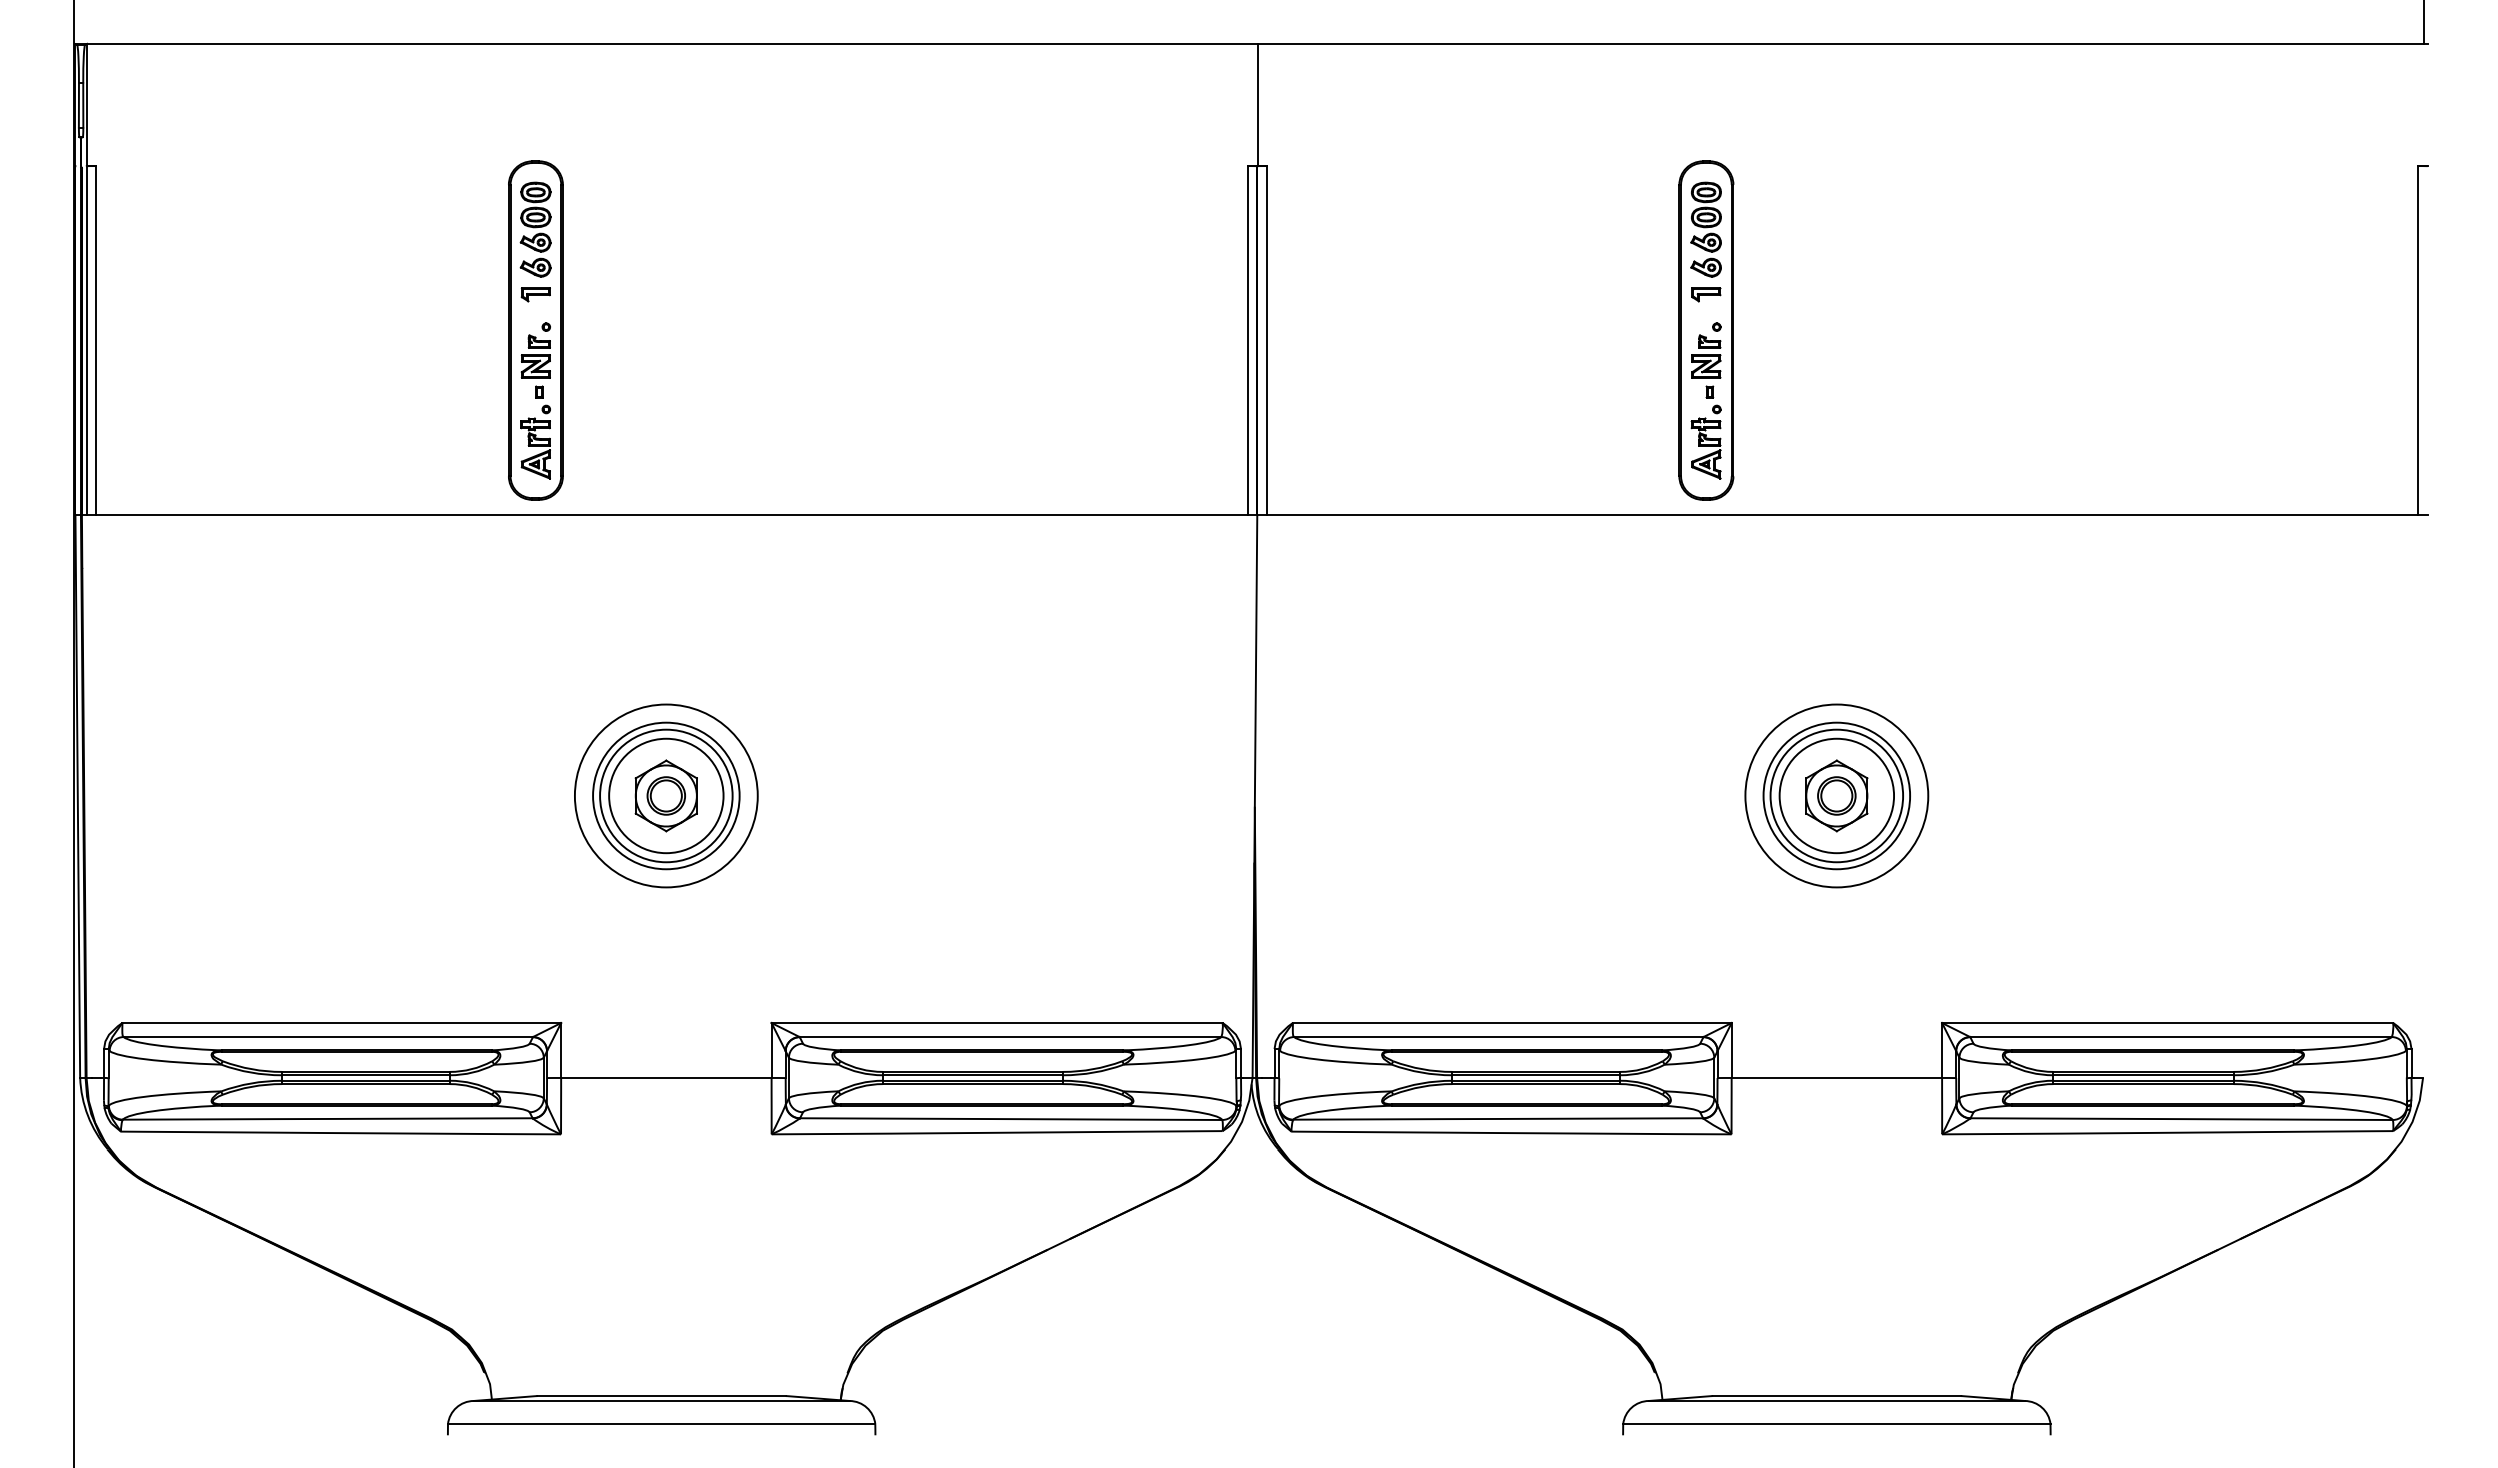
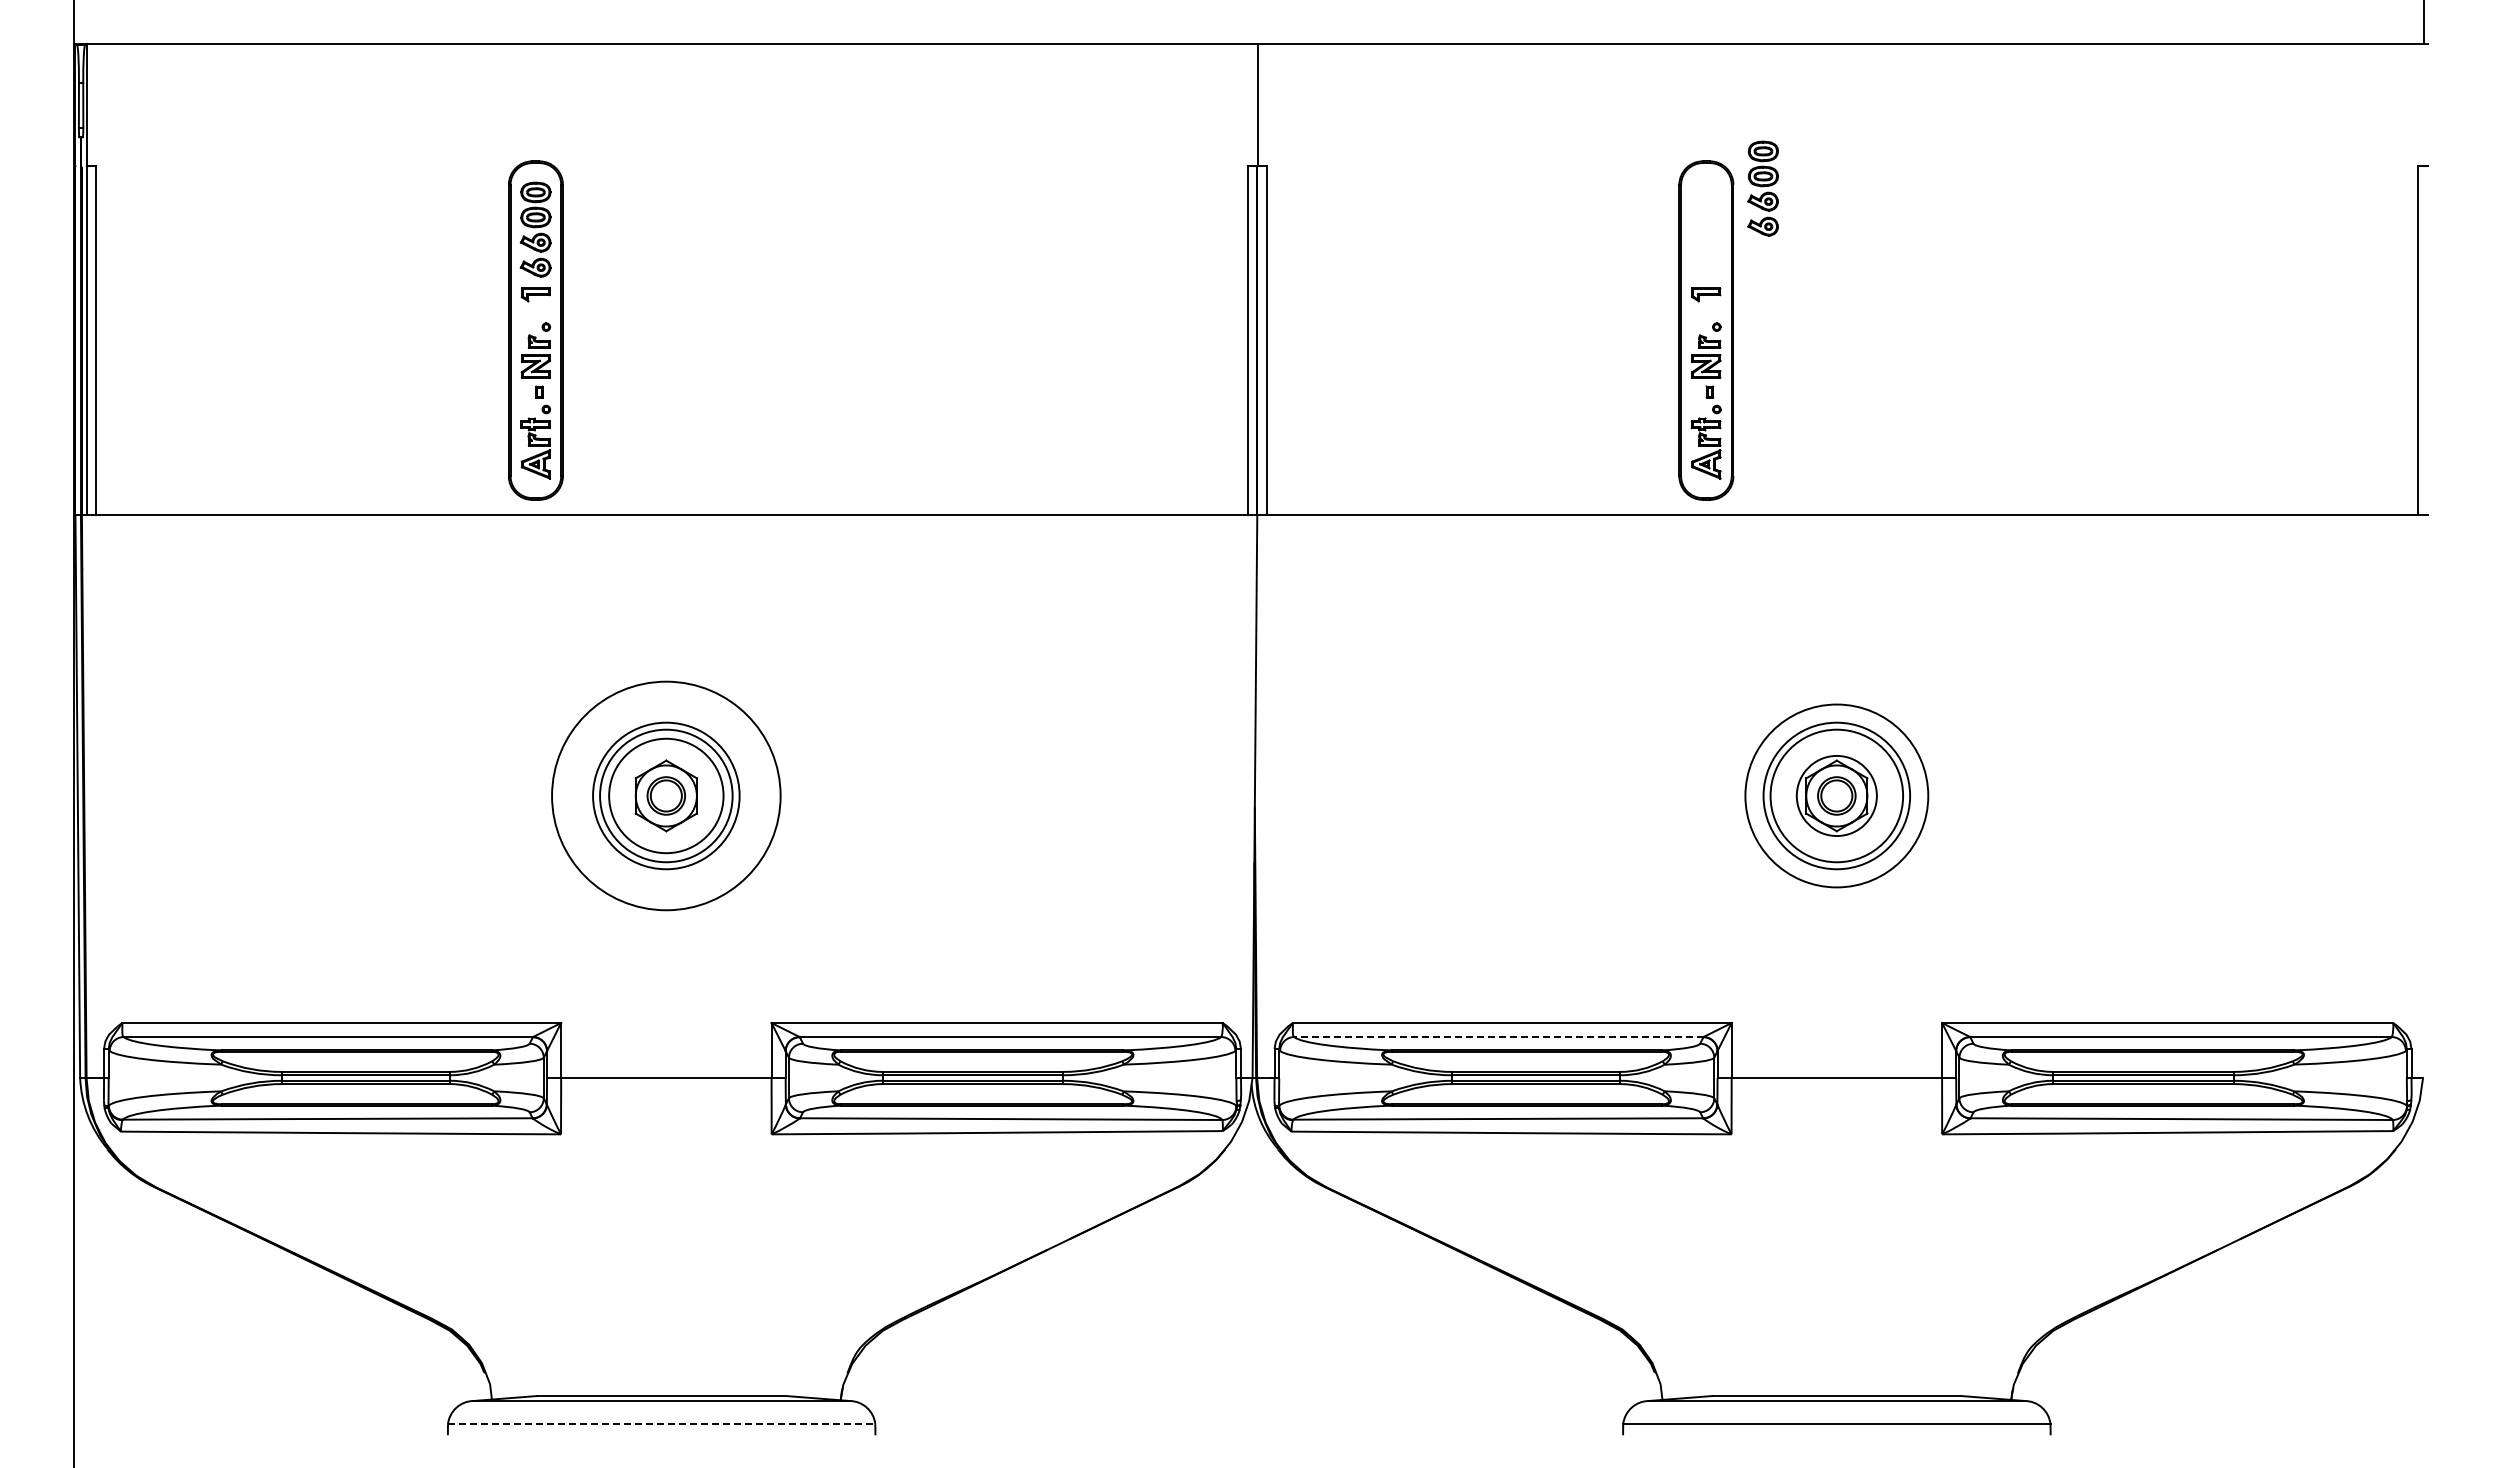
part position: (1705, 229) -> (1762, 188) (1762, 188)
circle diameter: 183 px -> 229 px (666, 795)
circle diameter: 114 px -> 80 px (1836, 795)
line: solid -> dashed (1498, 1037)
line: solid -> dashed (661, 1424)
